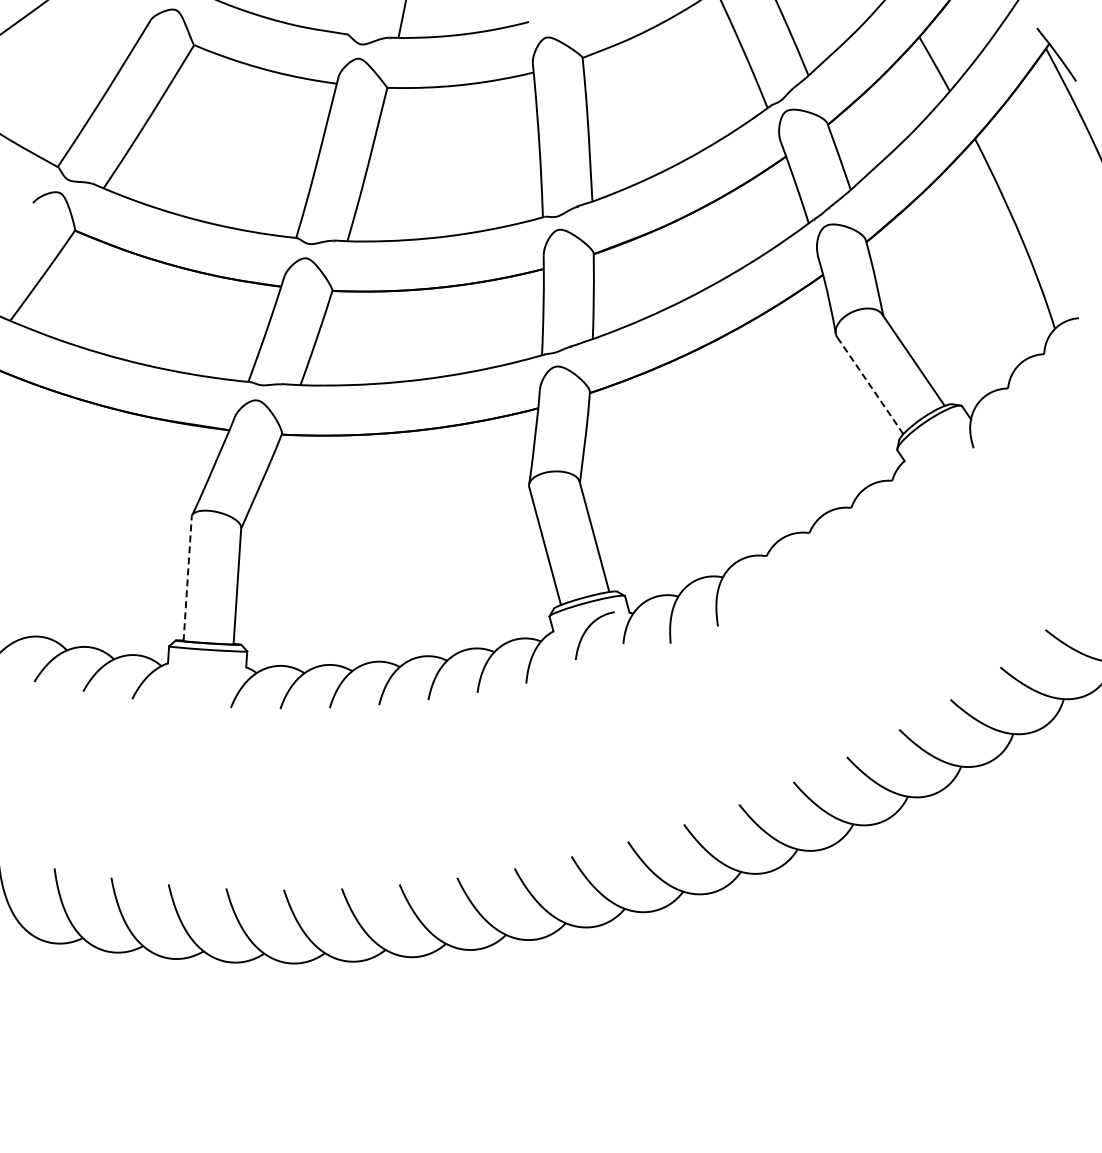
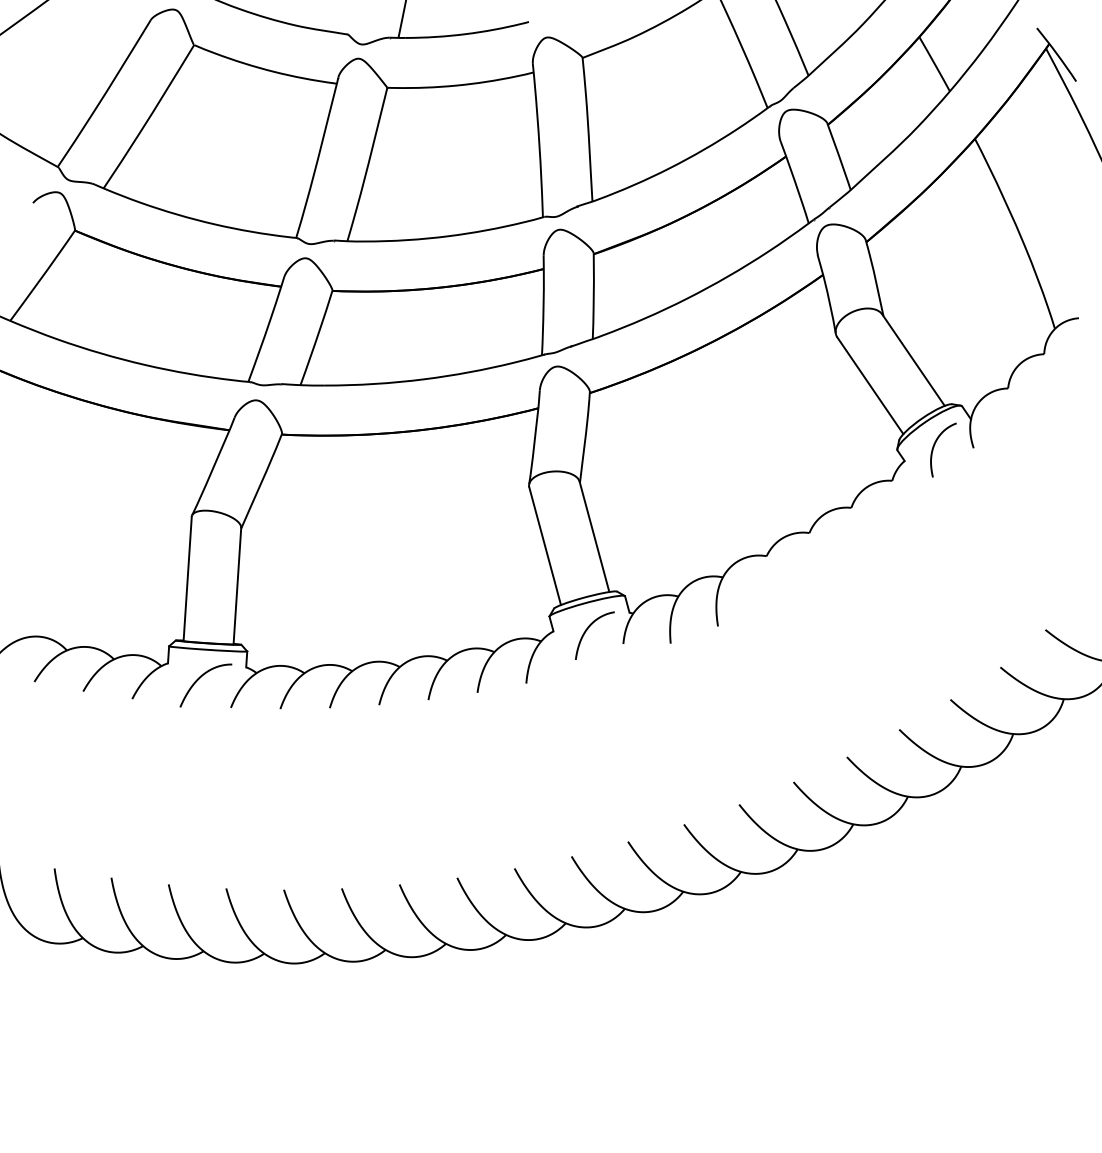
line: dashed -> solid (870, 385)
curve: none -> present (934, 447)
line: dashed -> solid (187, 578)
curve: none -> present (199, 679)
